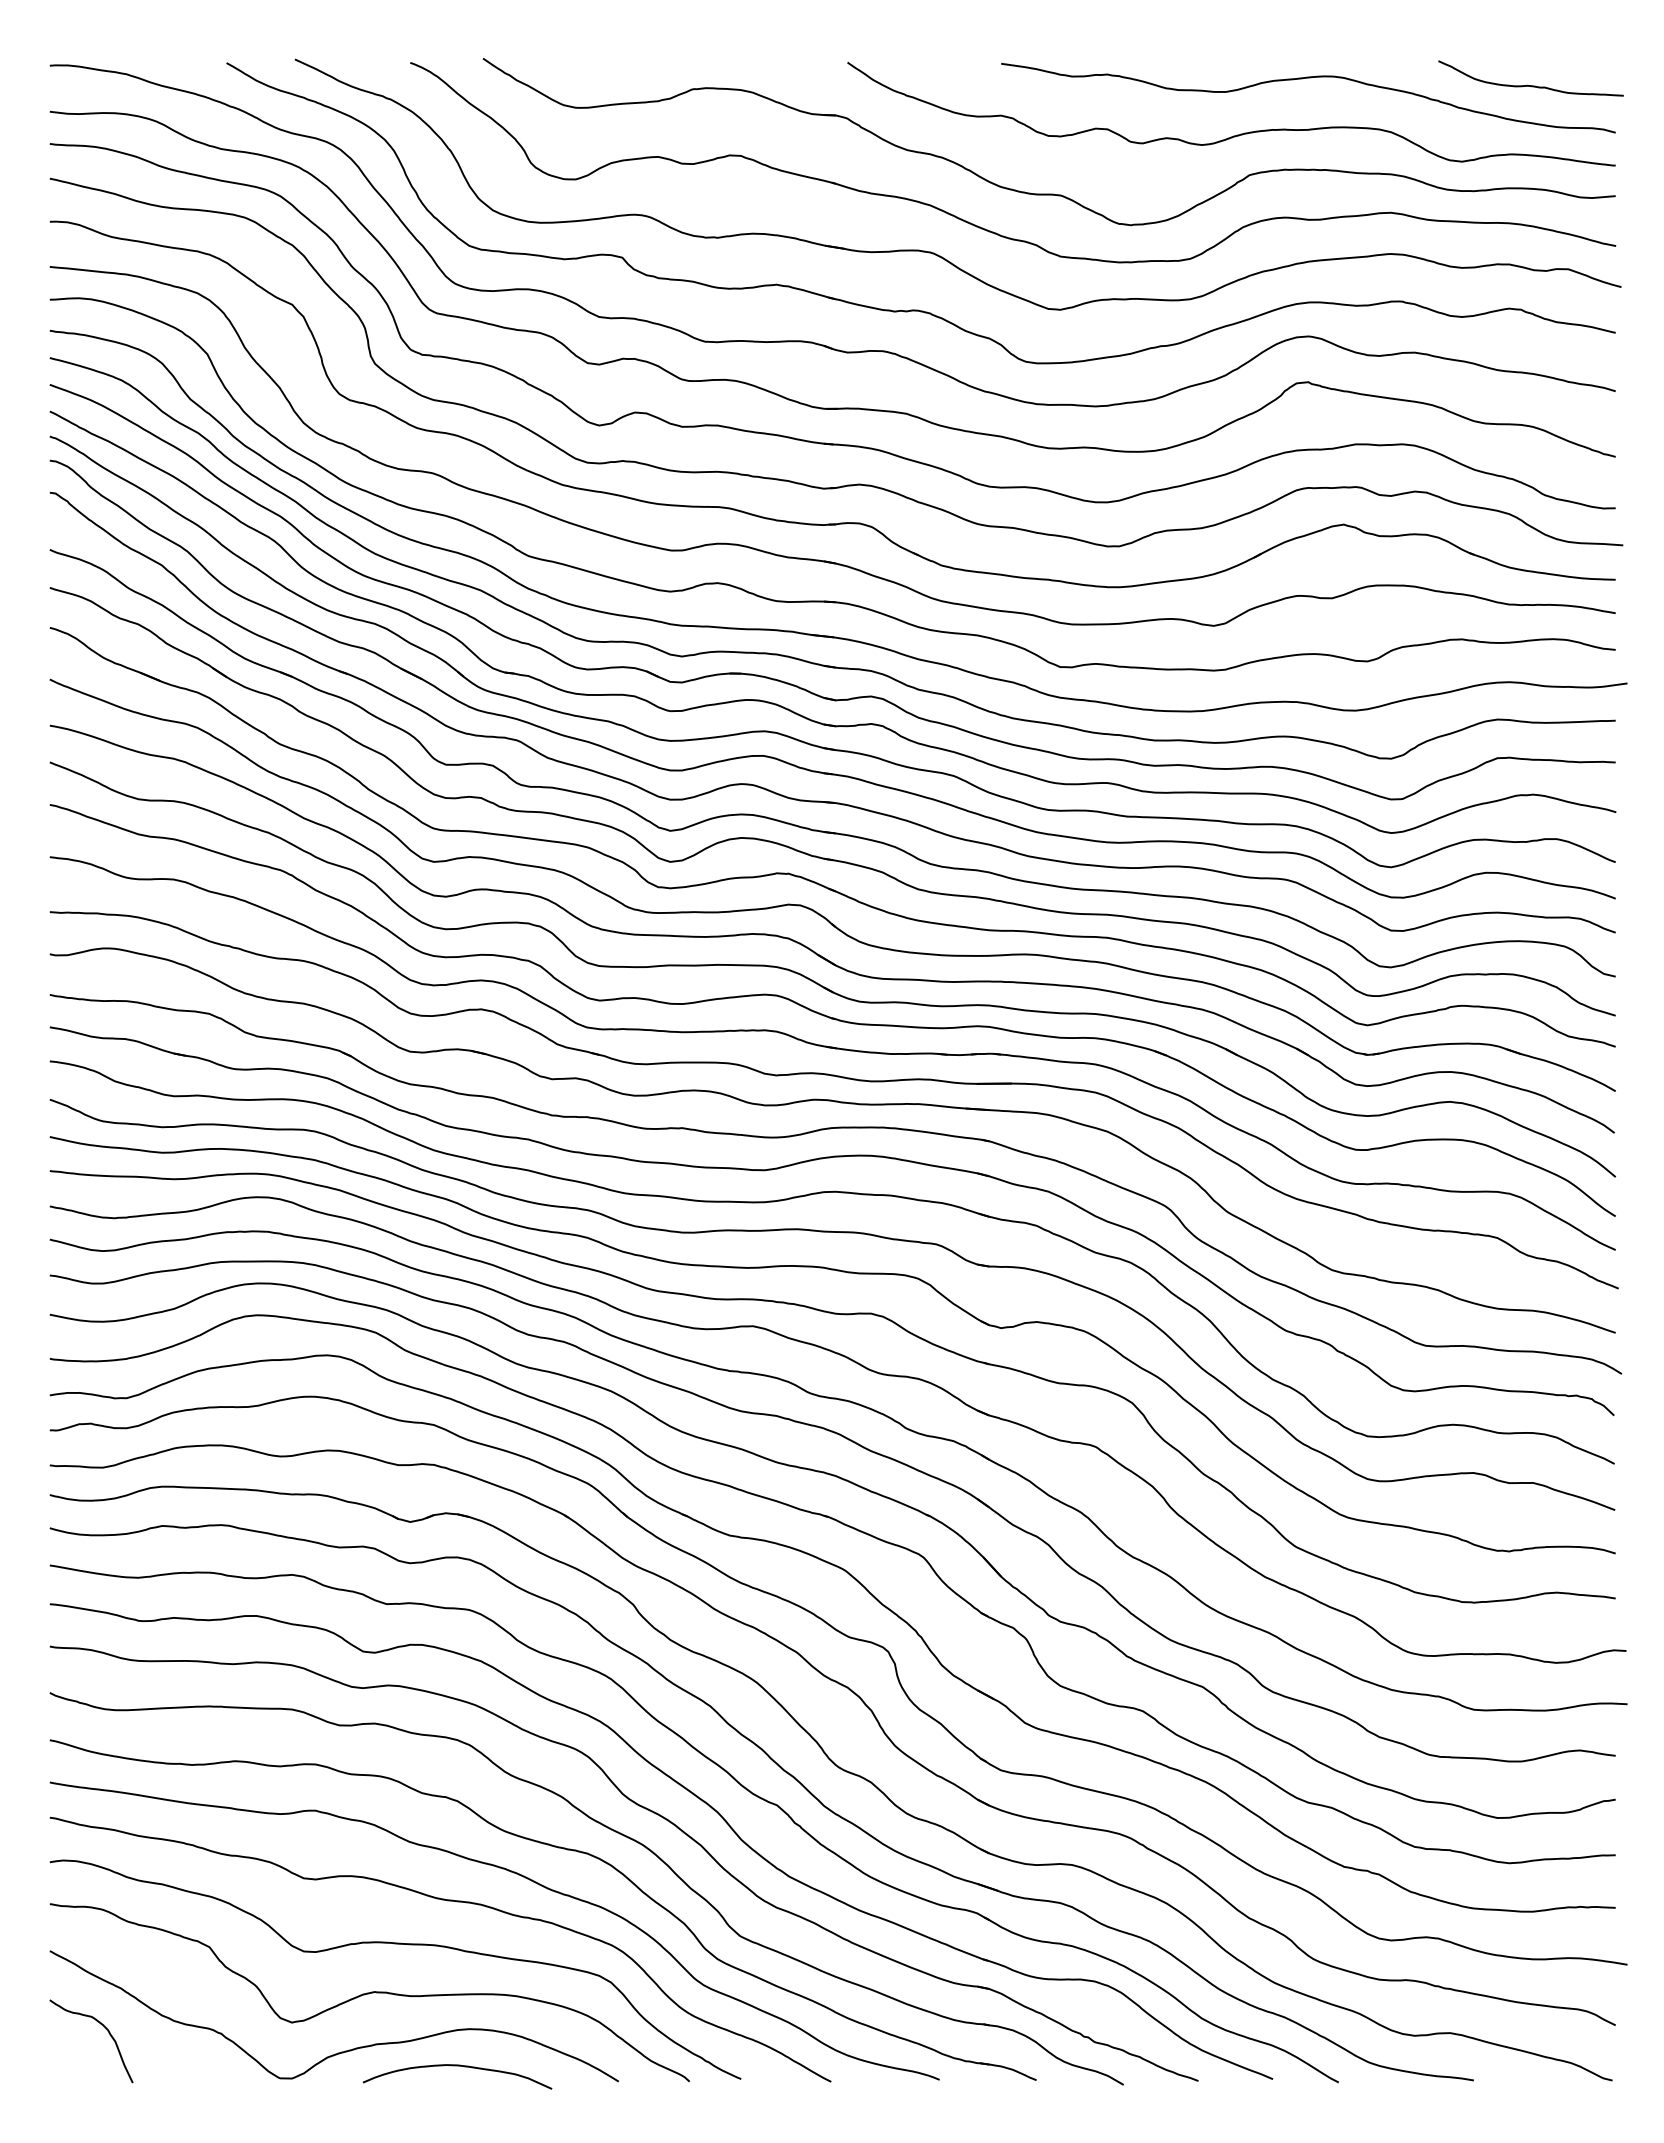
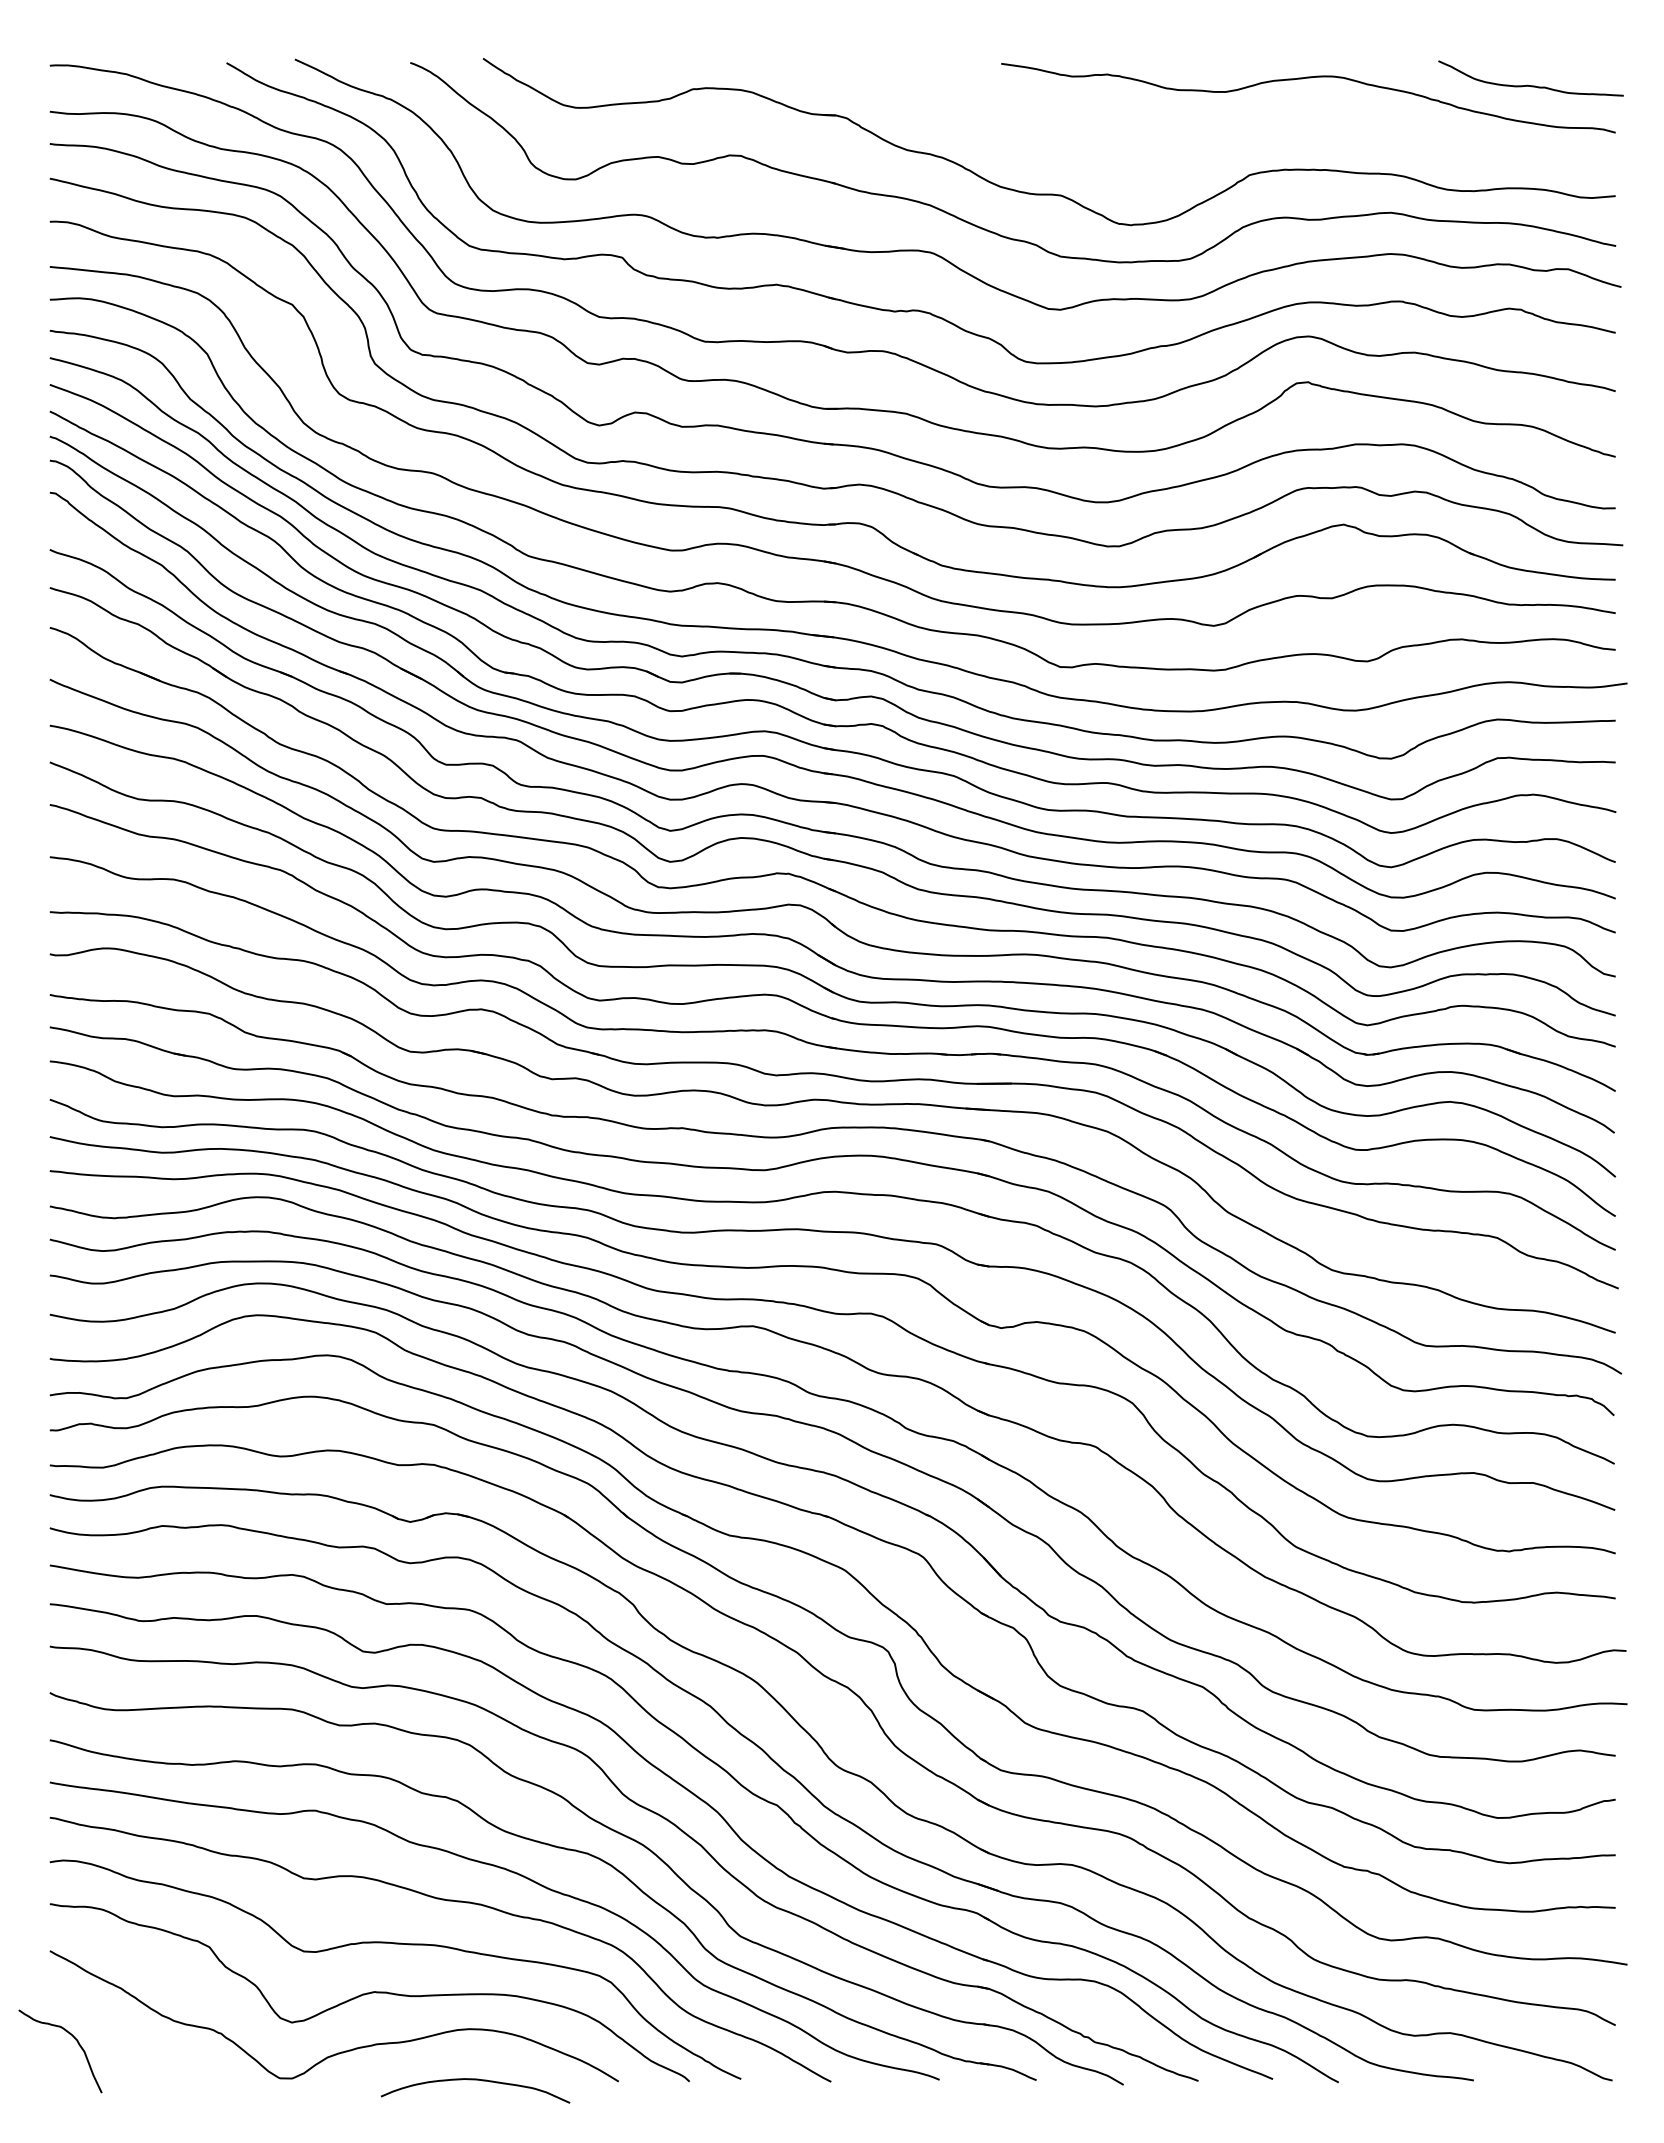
curve: present -> none (1237, 134)
curve position: (108, 2033) -> (77, 2043) (77, 2043)
curve position: (457, 2066) -> (475, 2080) (475, 2080)
